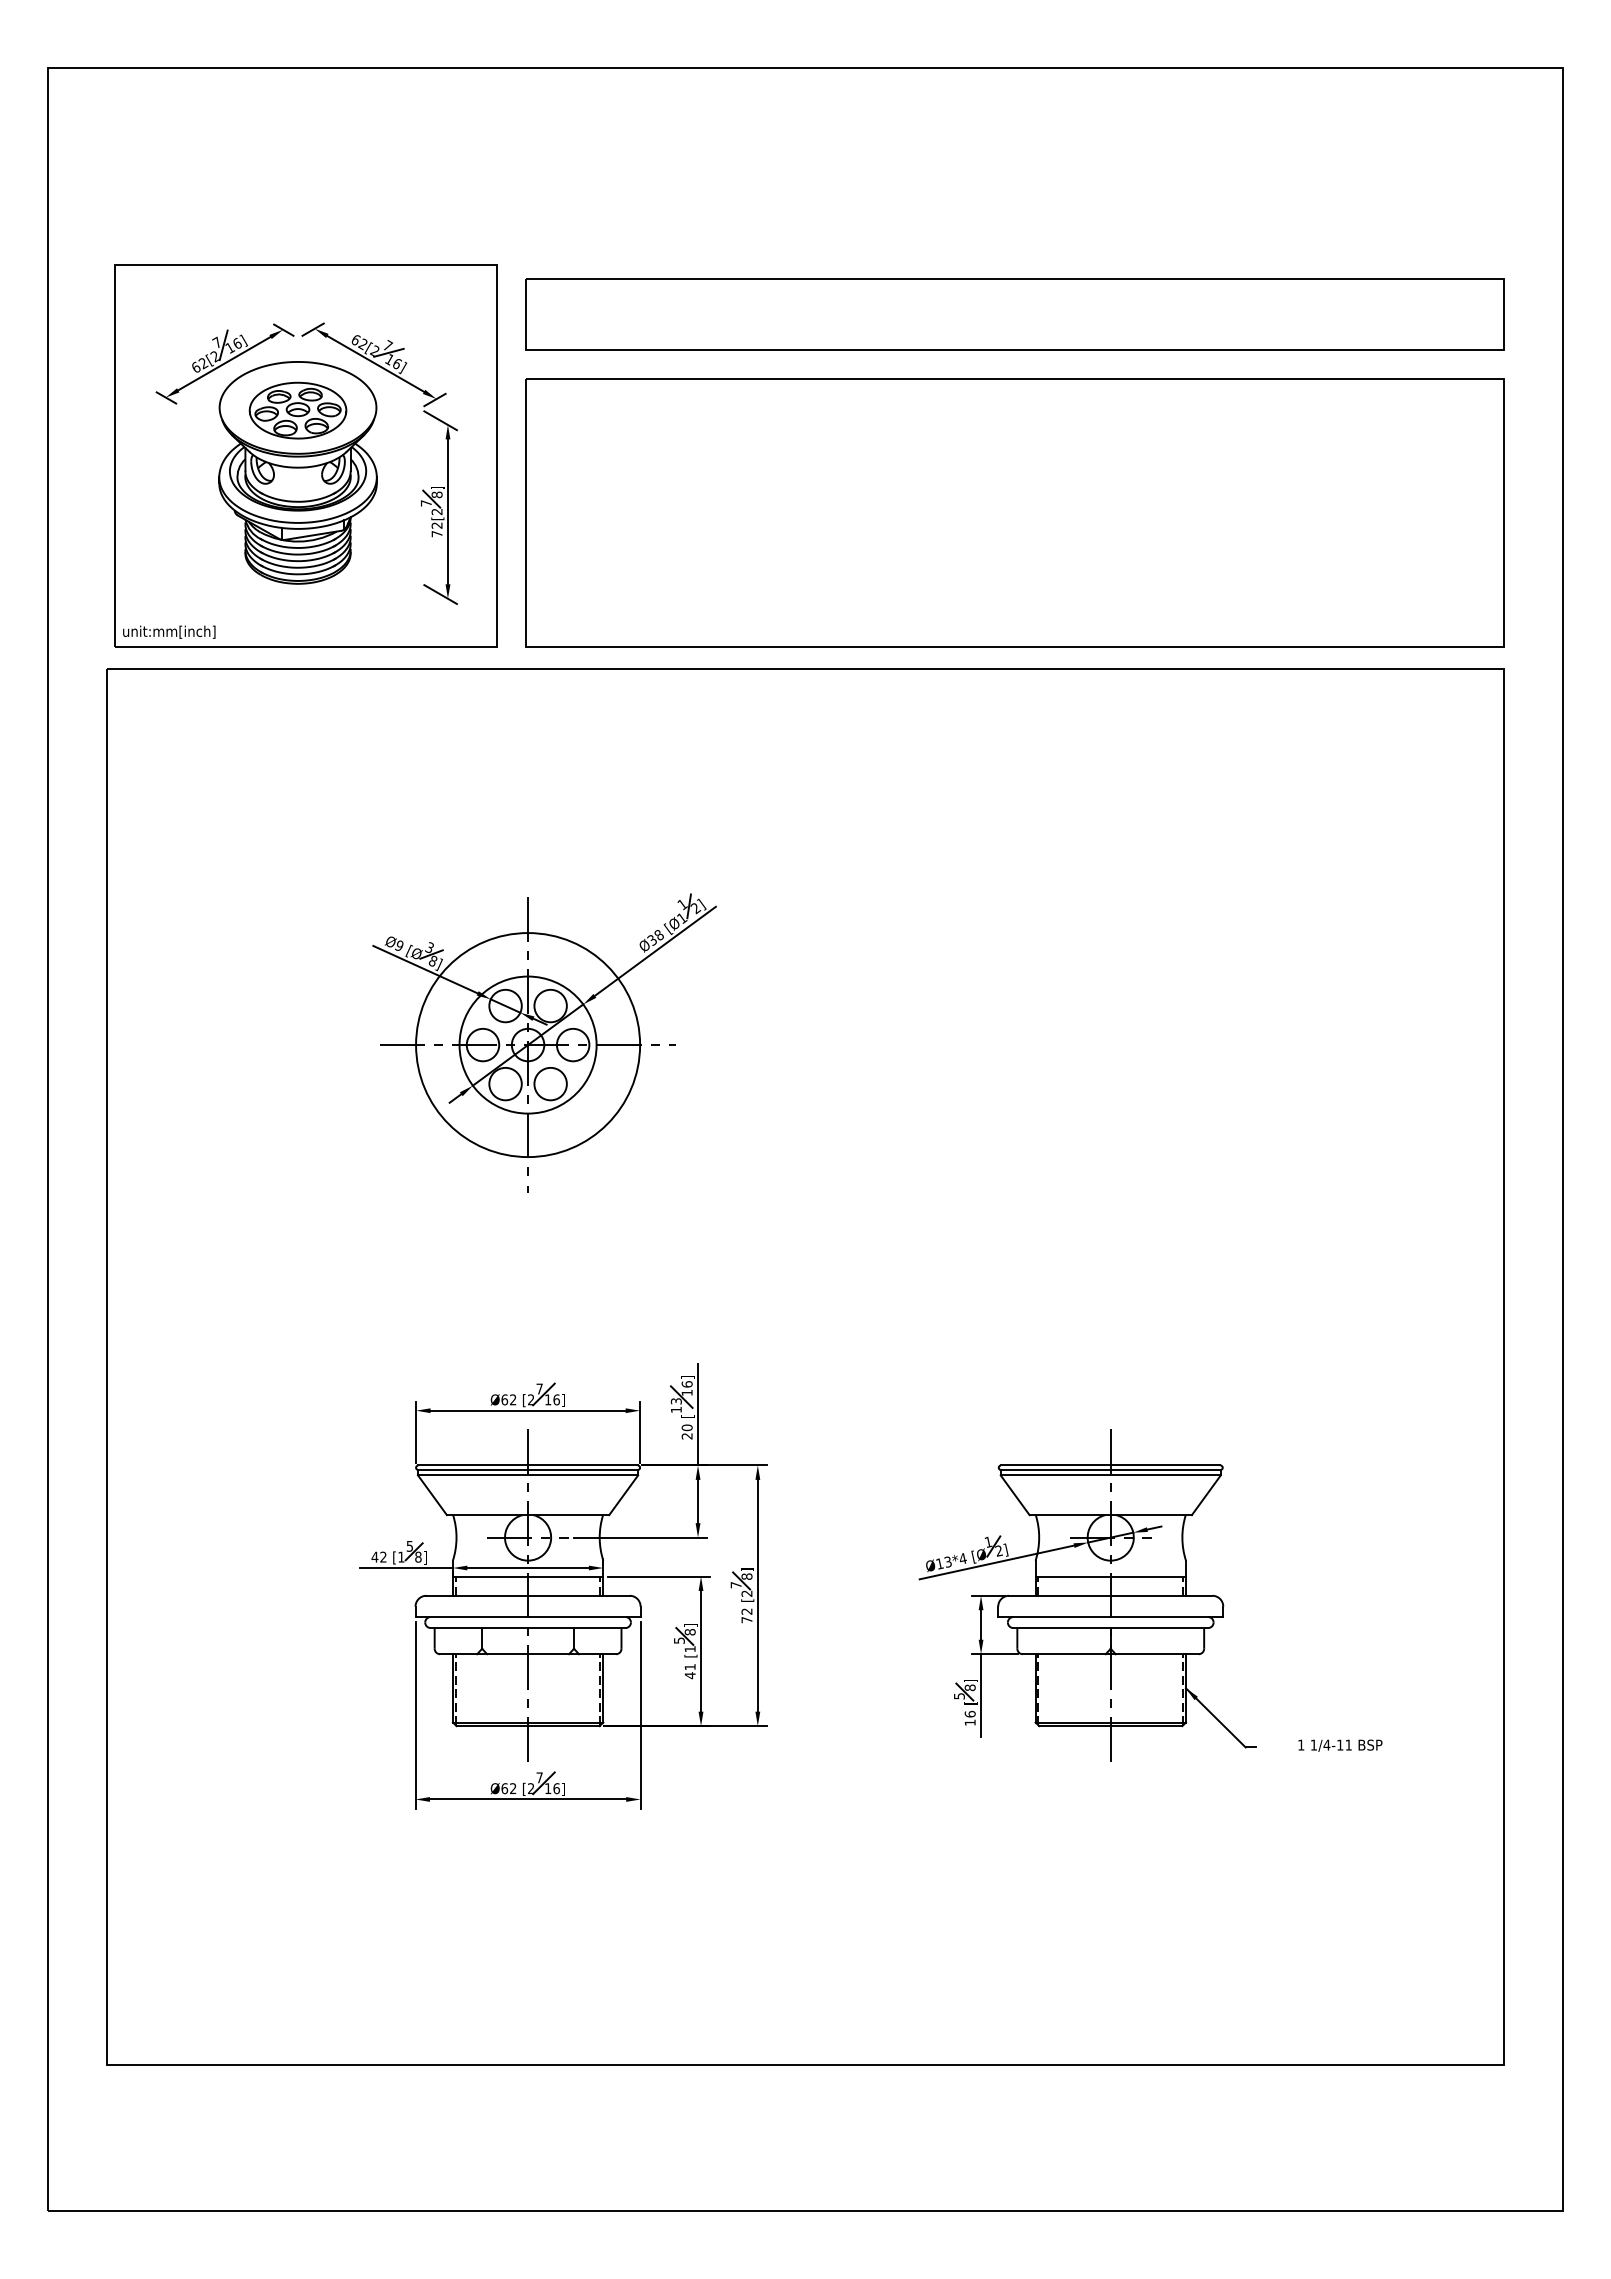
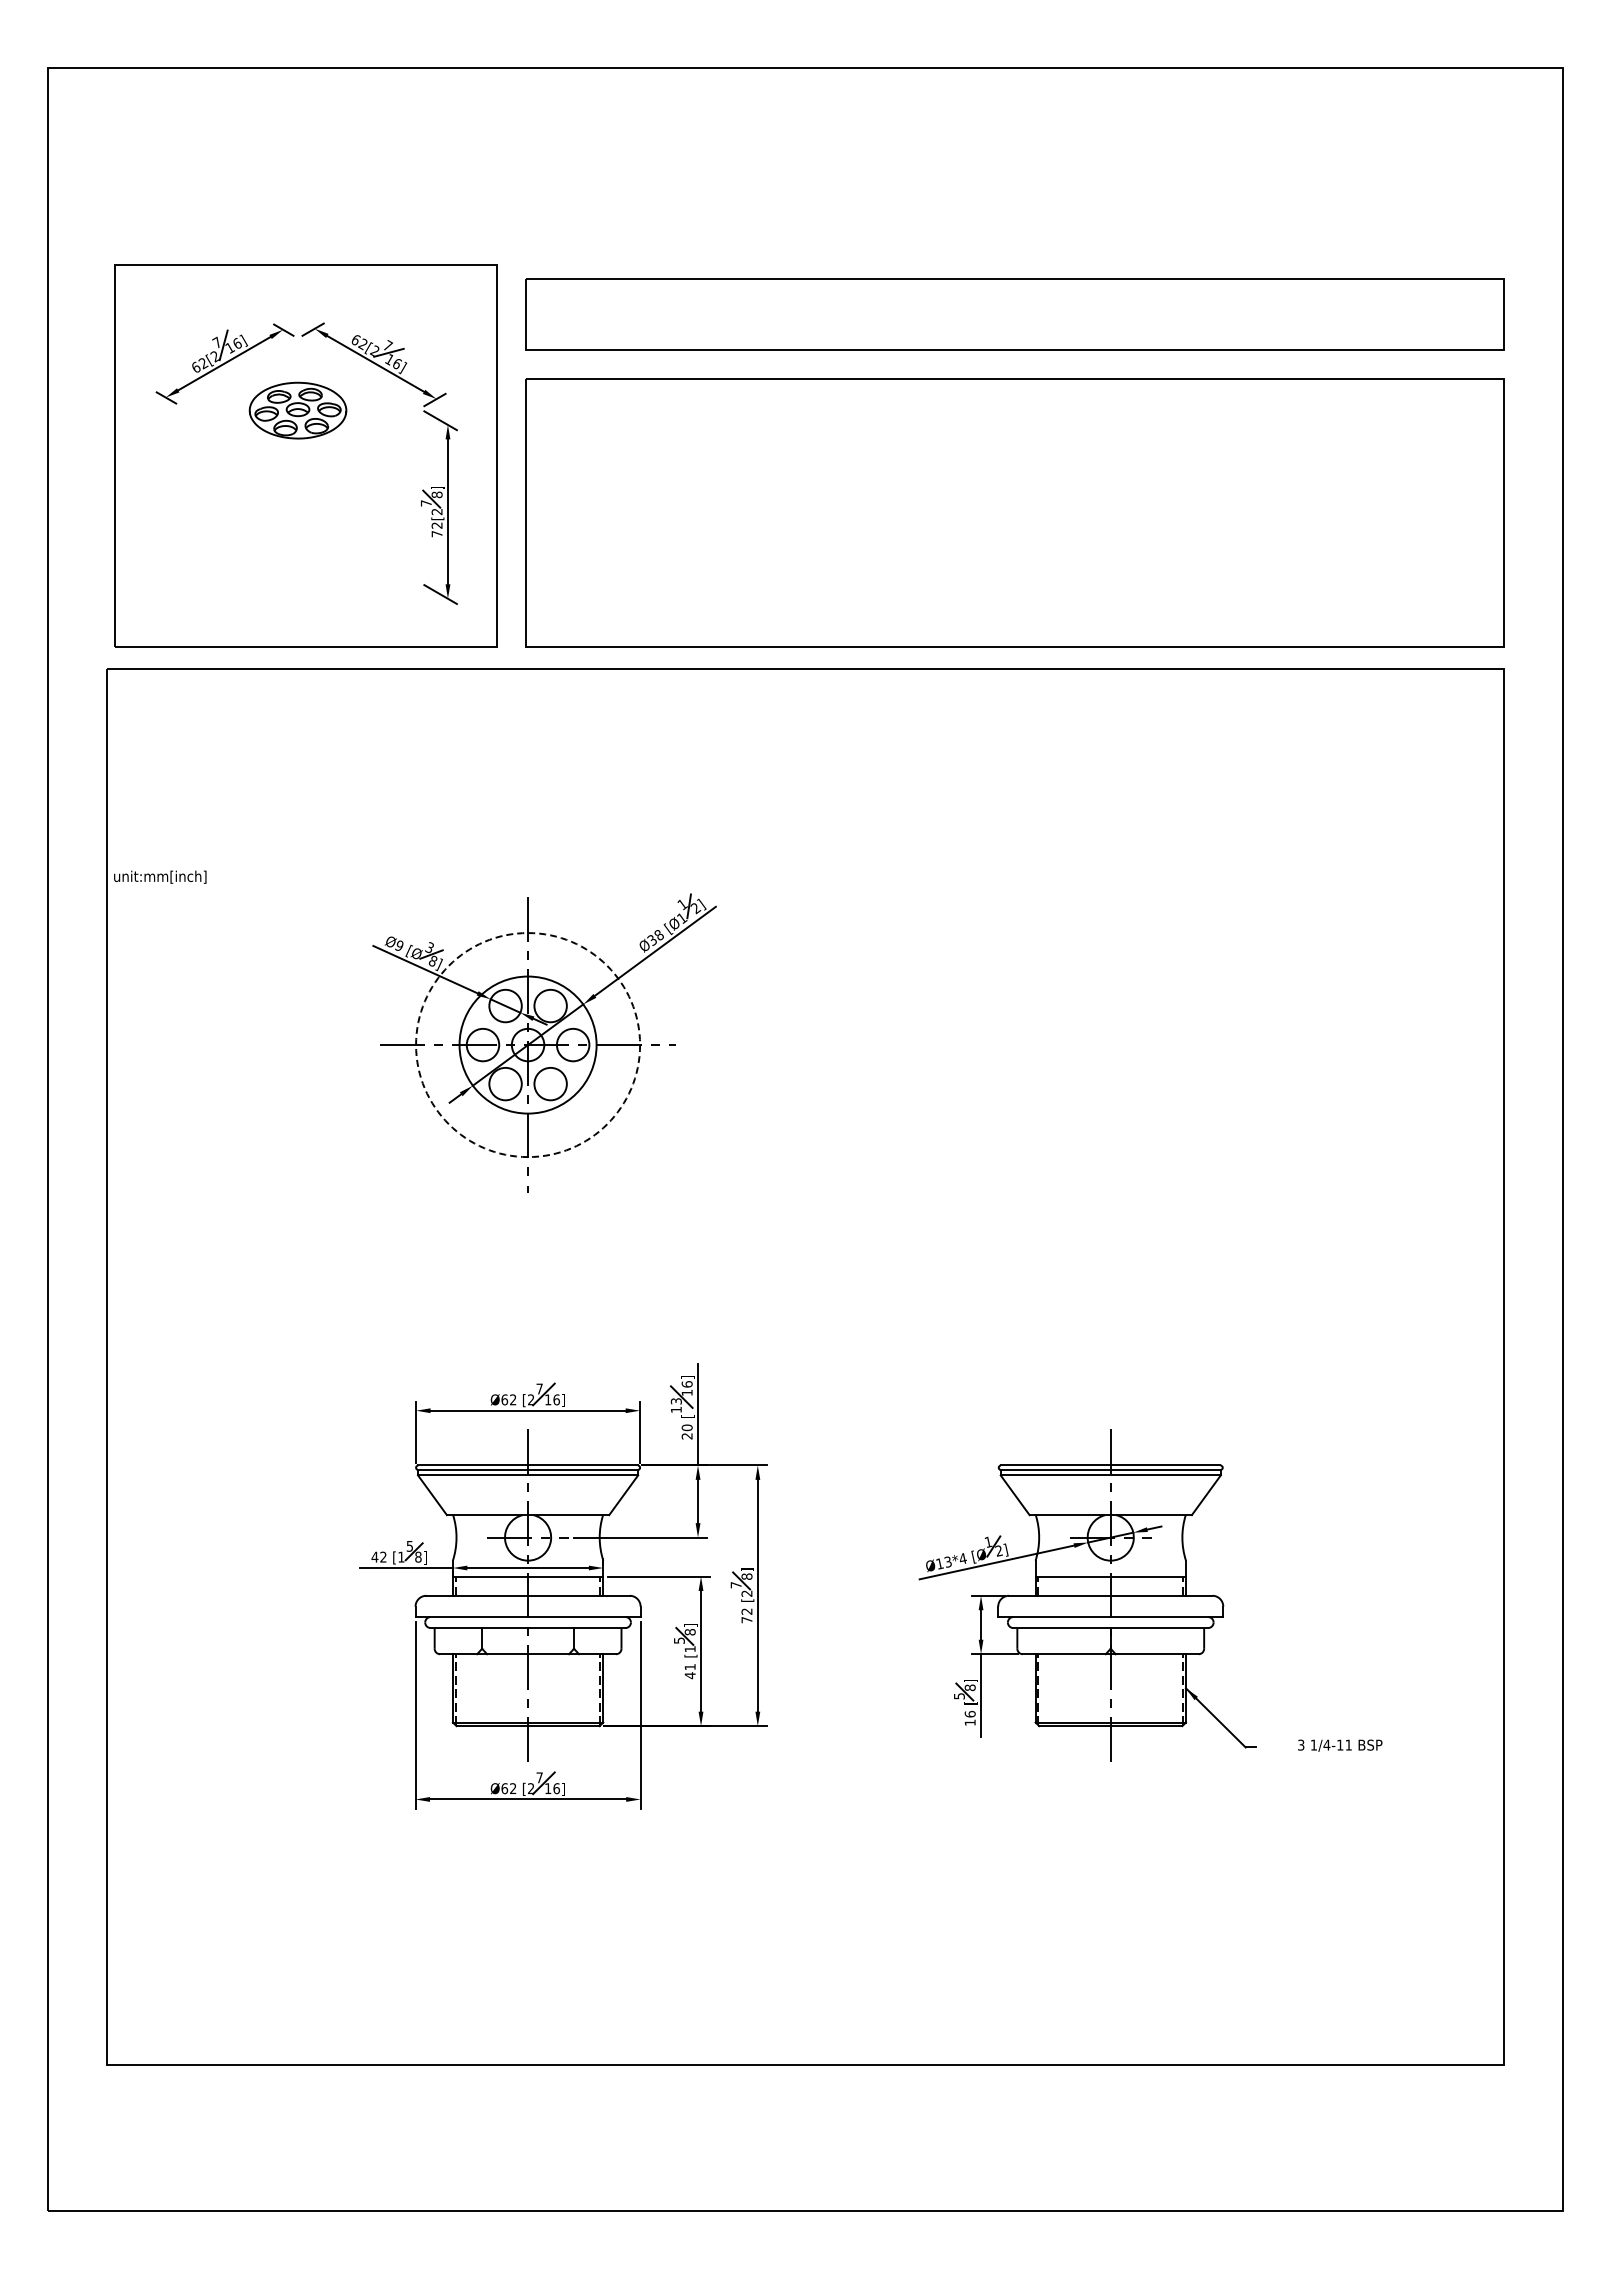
part: present -> none (297, 472)
text position: (169, 631) -> (160, 876) (160, 876)
circle: solid -> dashed (528, 1045)
text: 1 -> 3 (1301, 1744)
